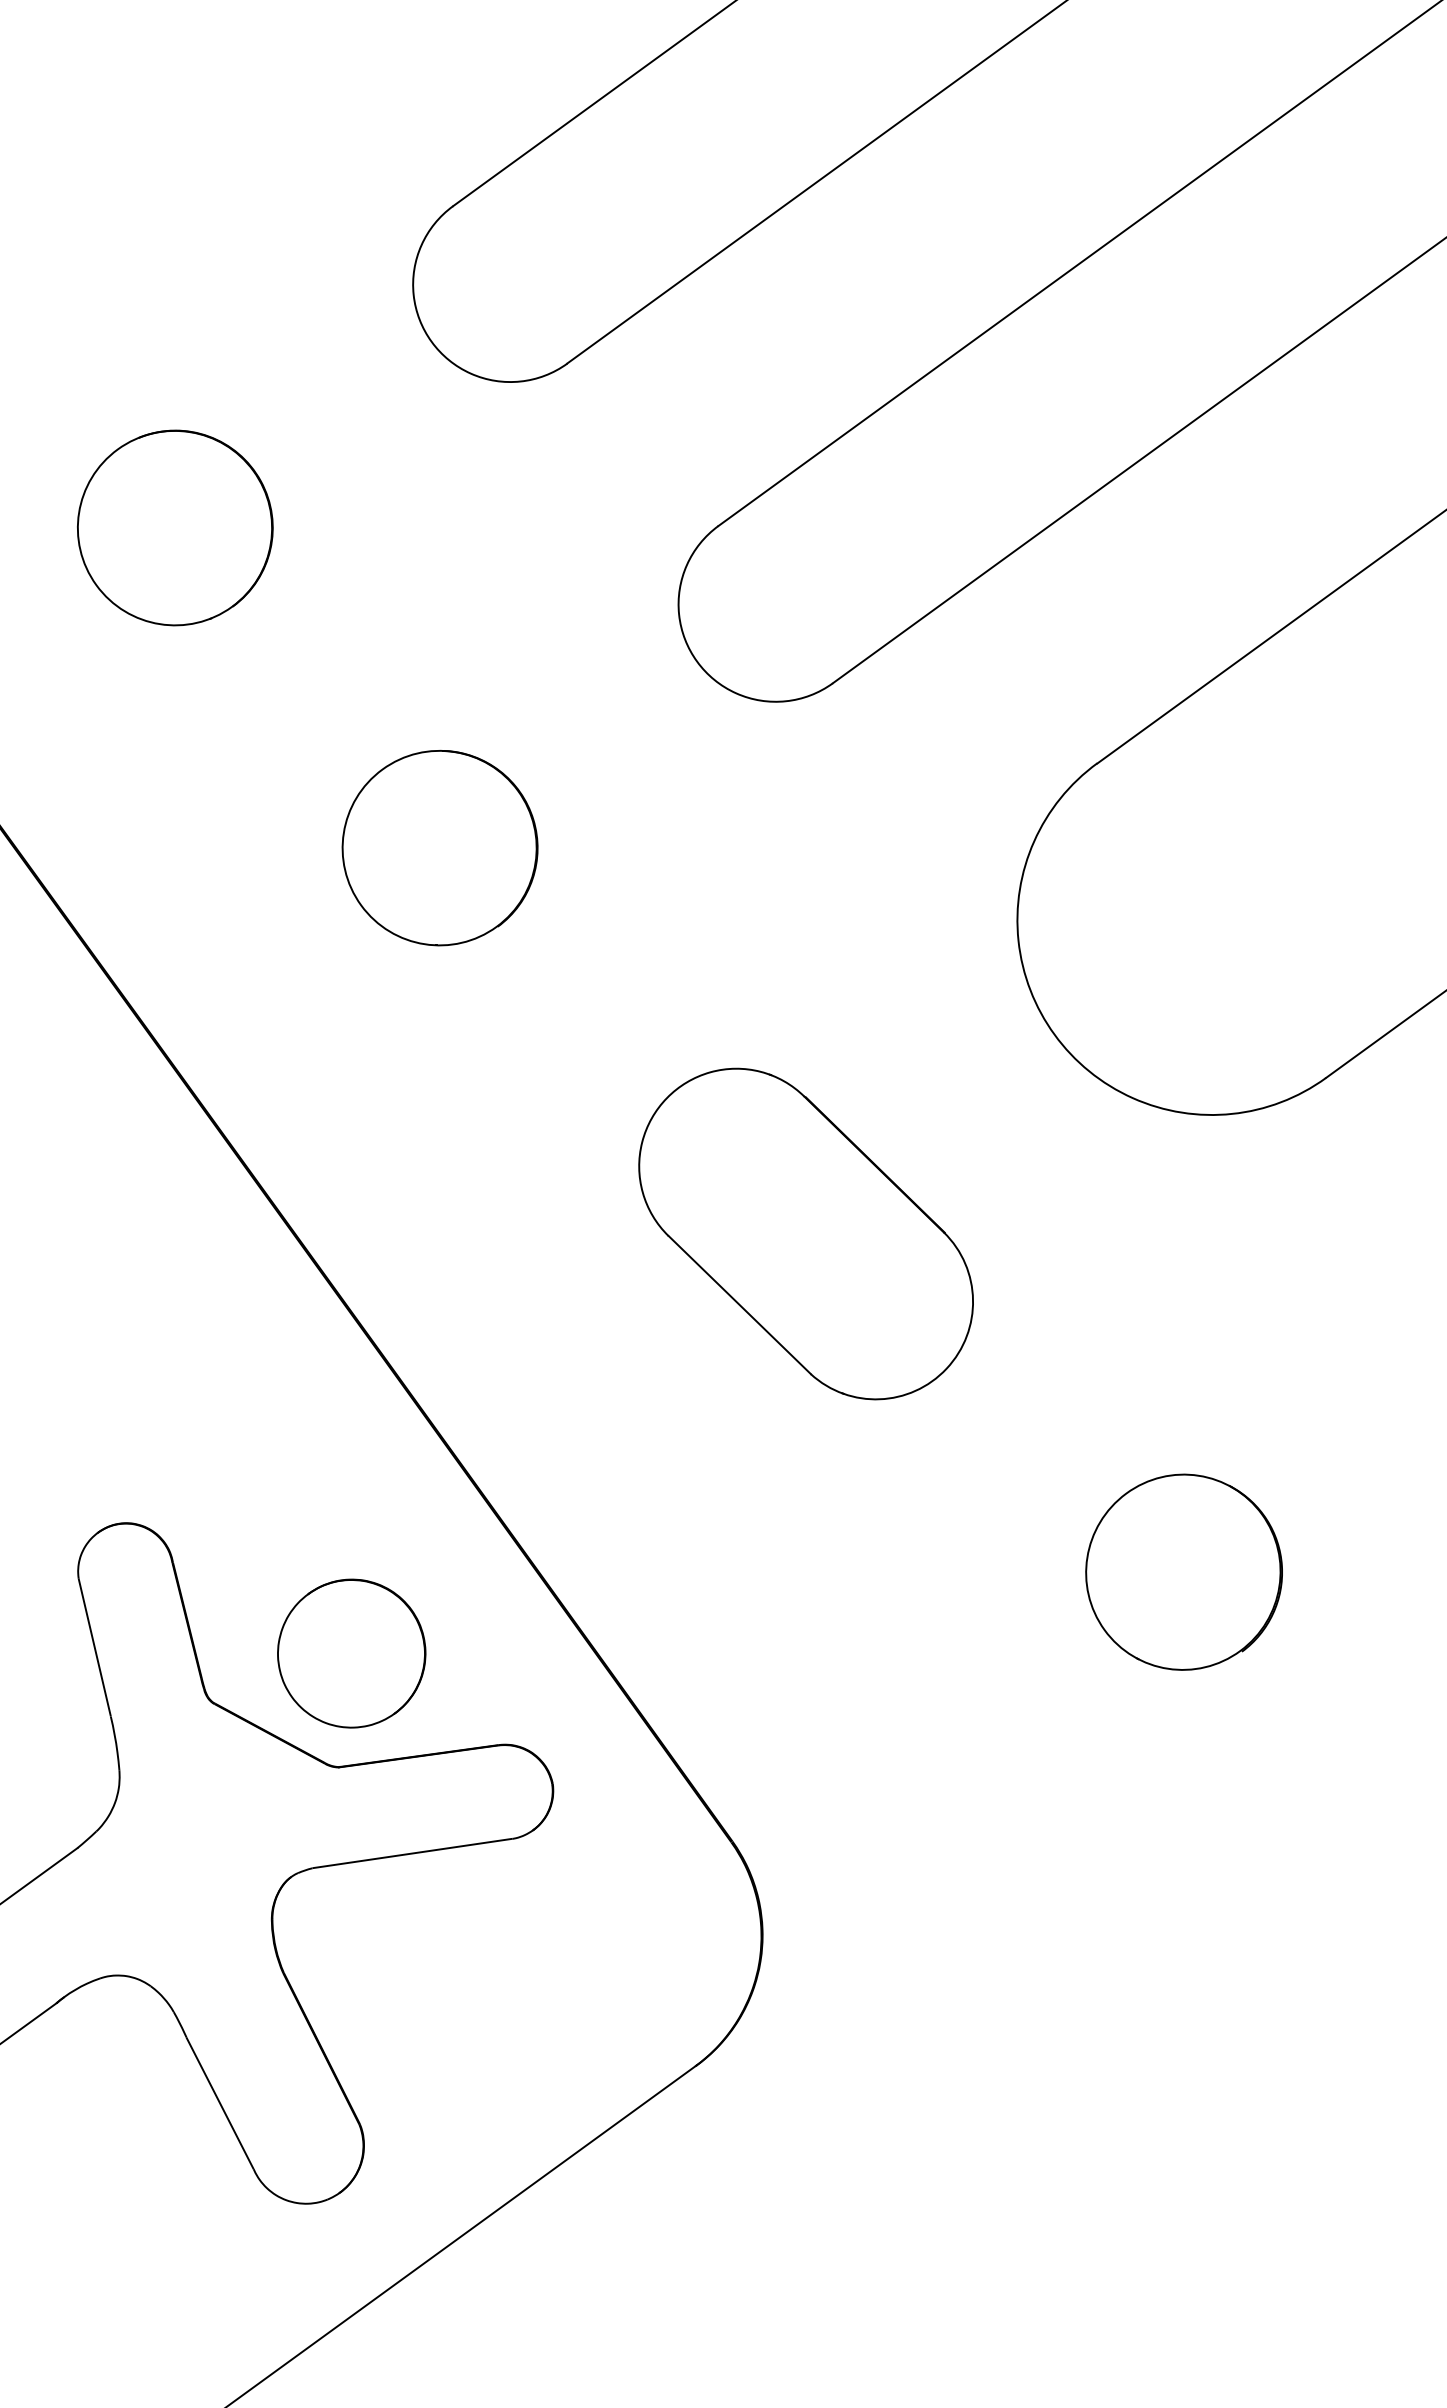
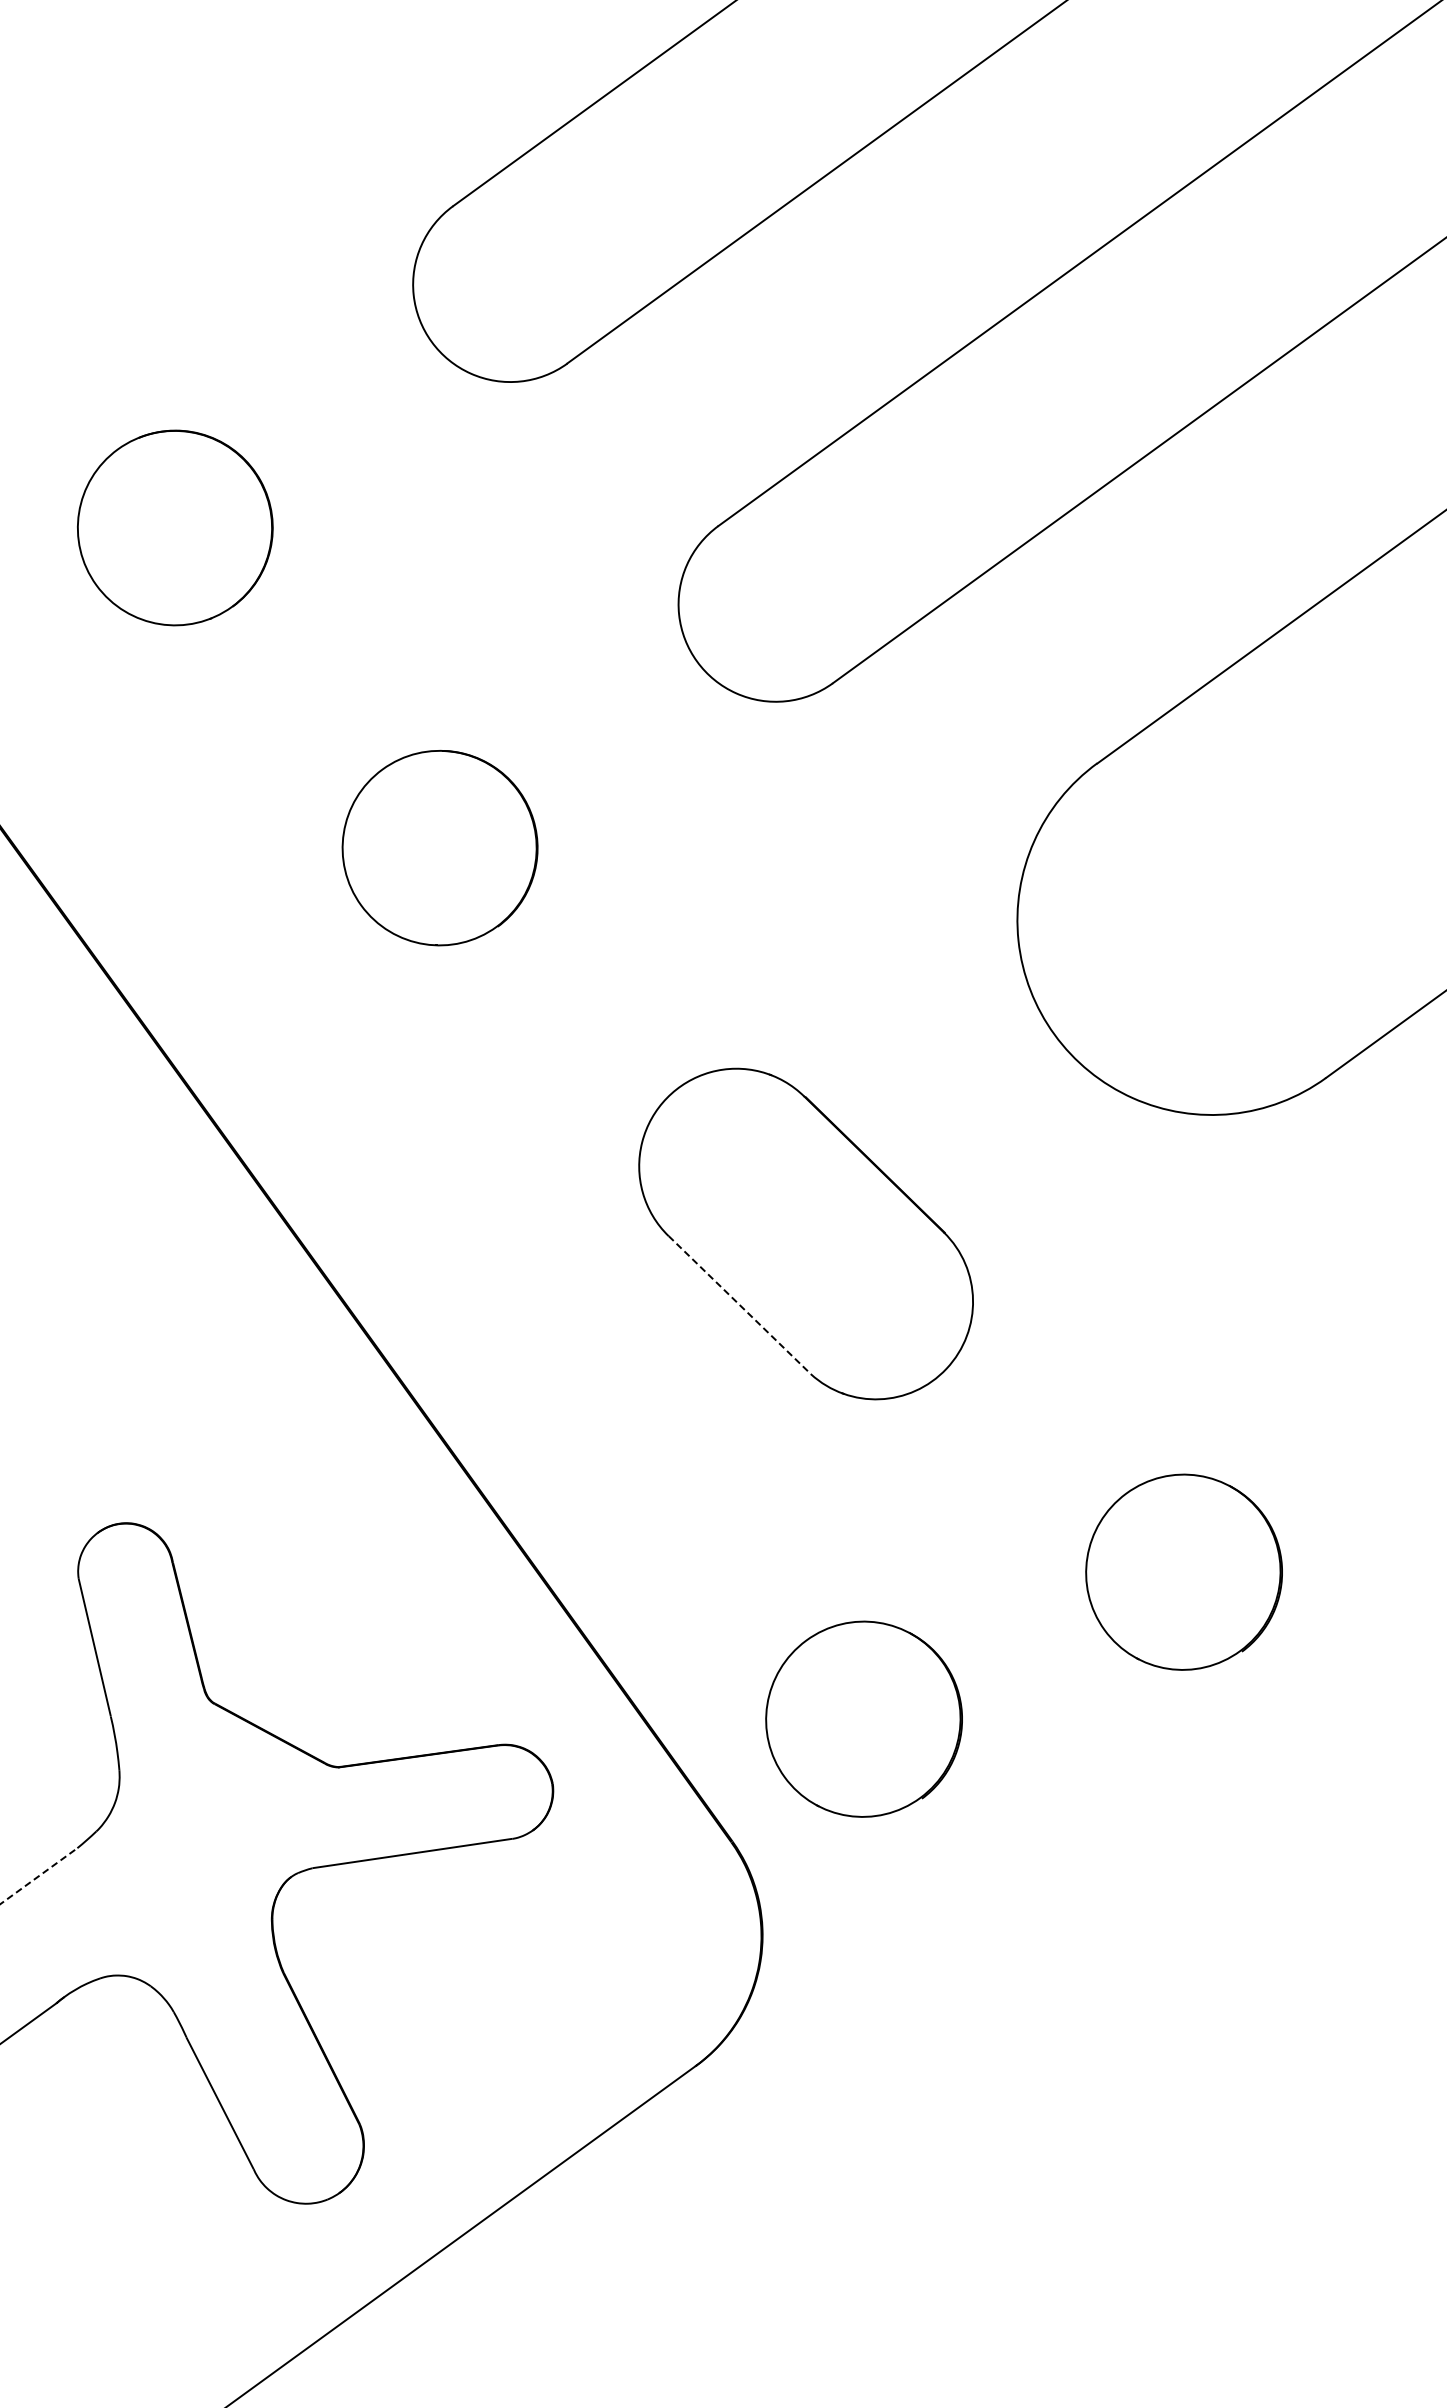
line: solid -> dashed (740, 1305)
part: present -> none (351, 1653)
part: none -> present (863, 1718)
line: solid -> dashed (39, 1875)
